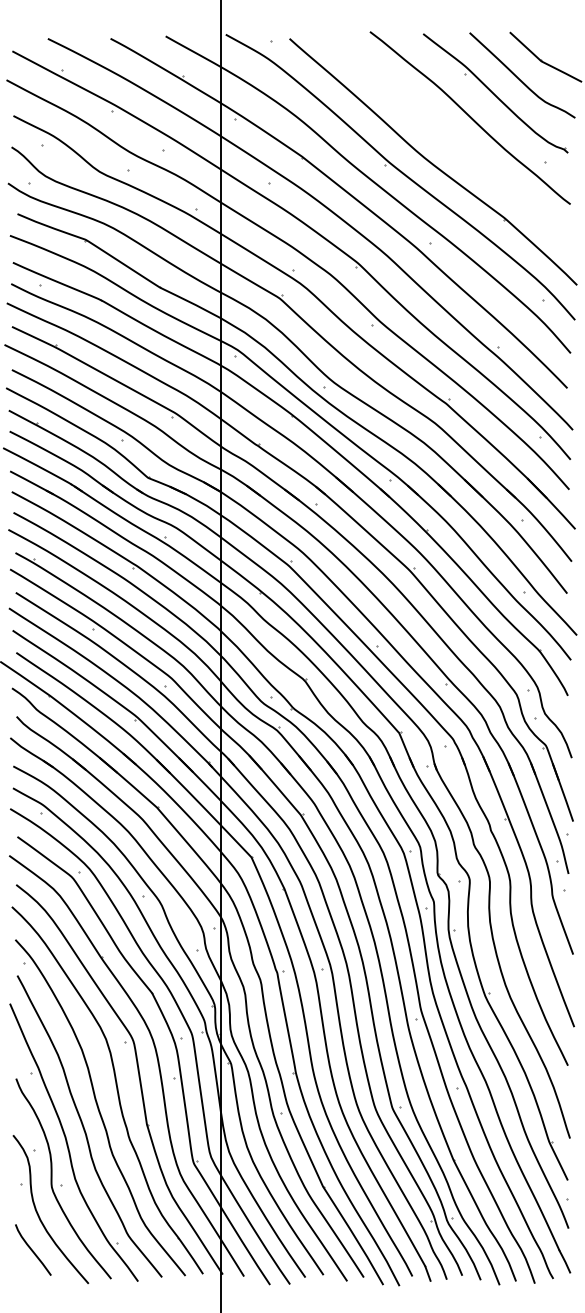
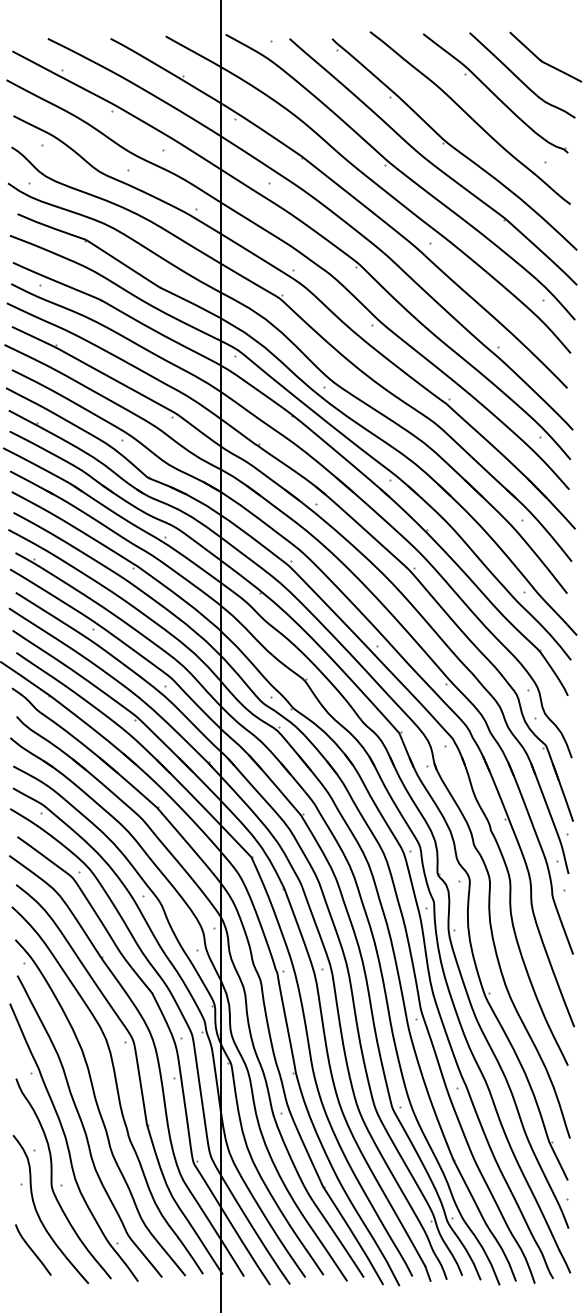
part: none -> present (454, 144)
